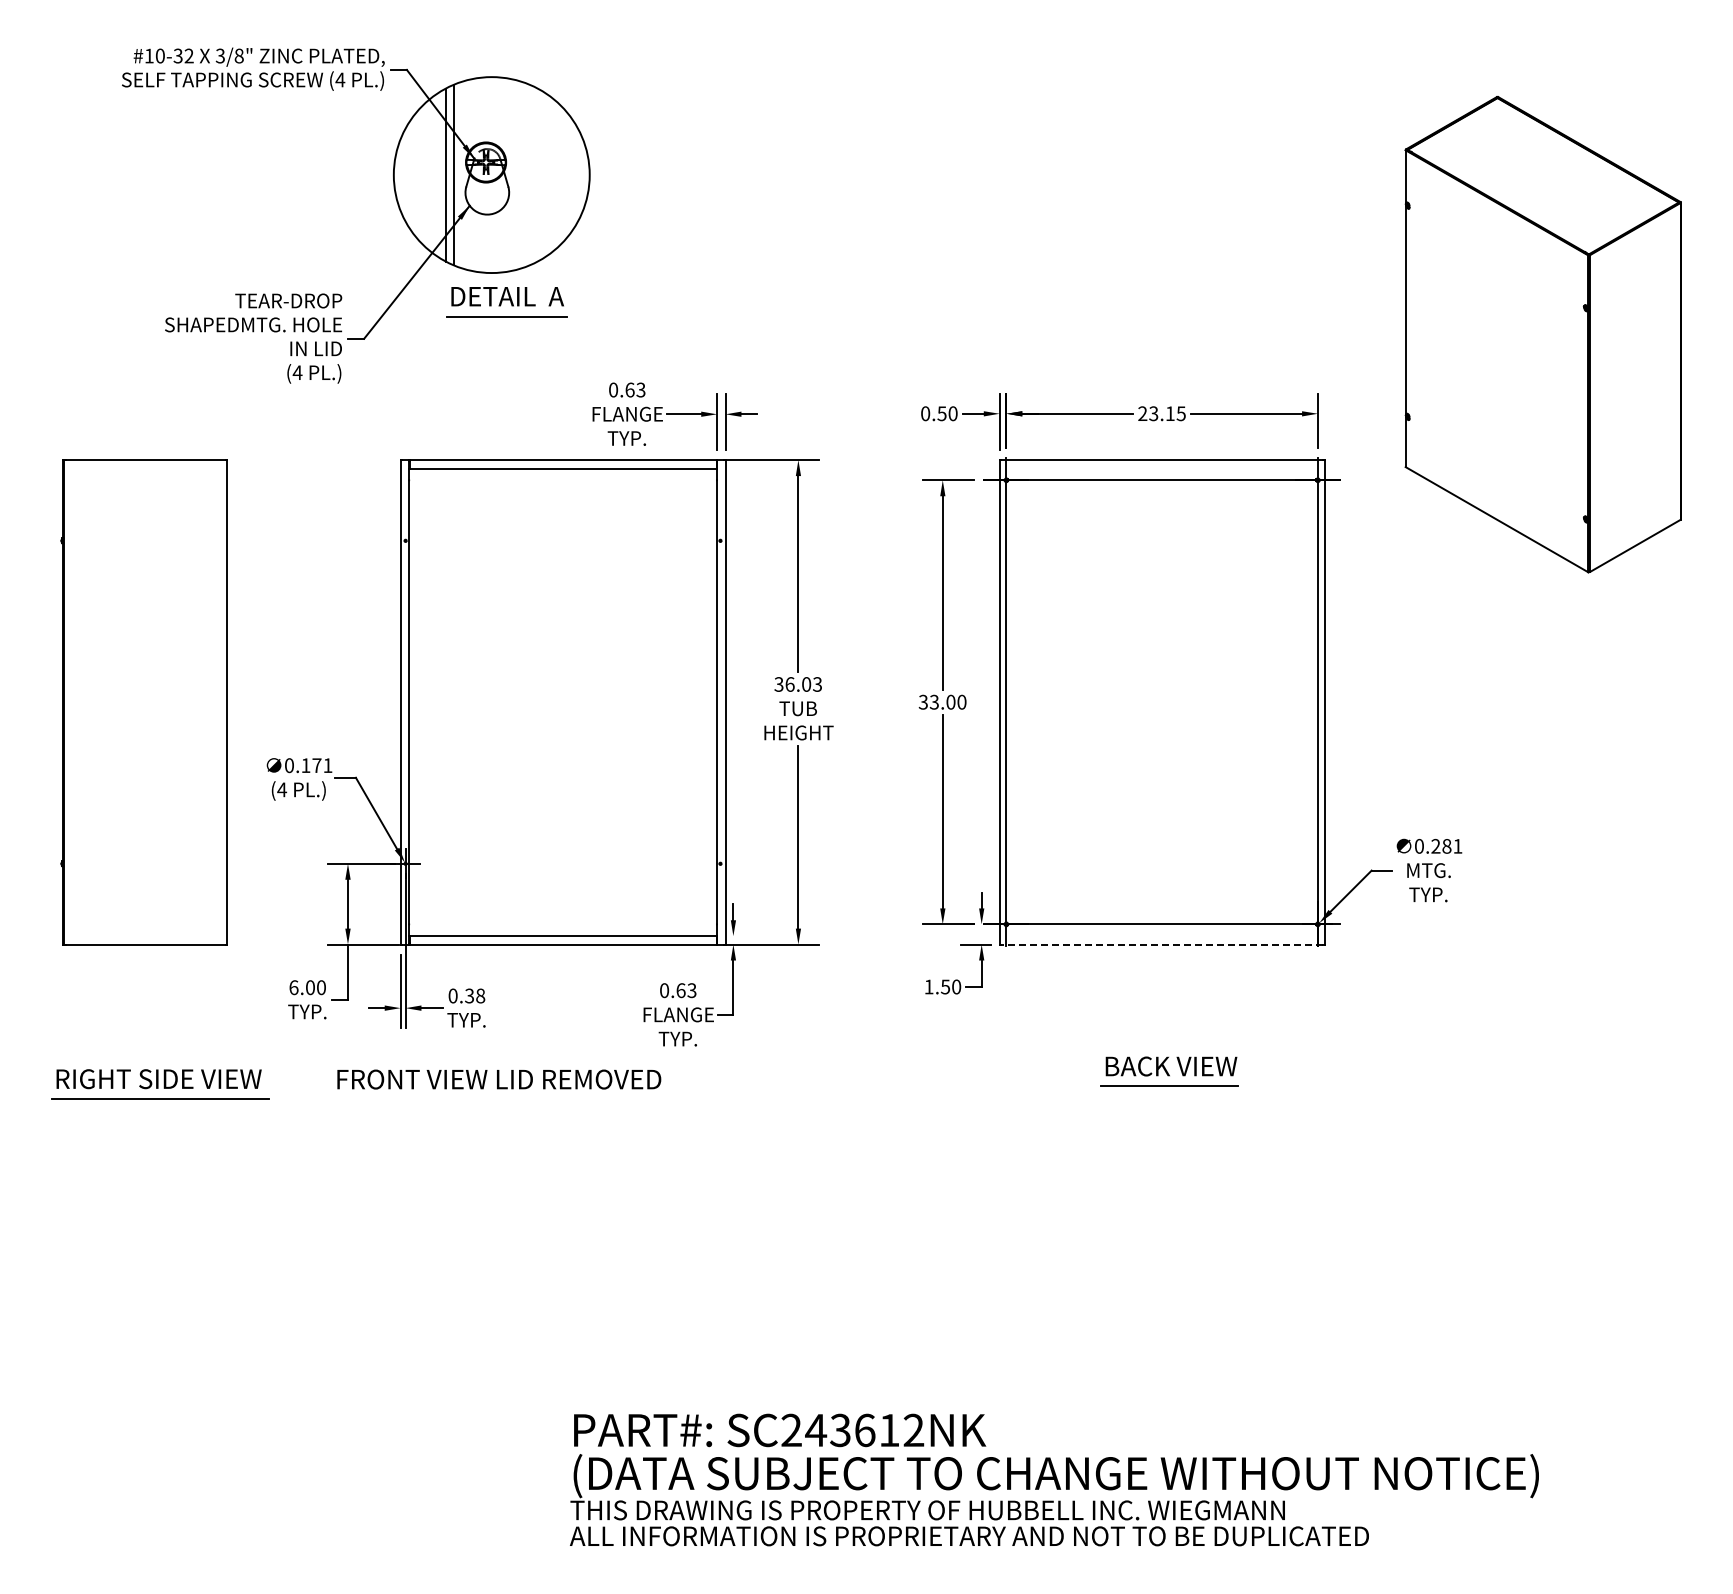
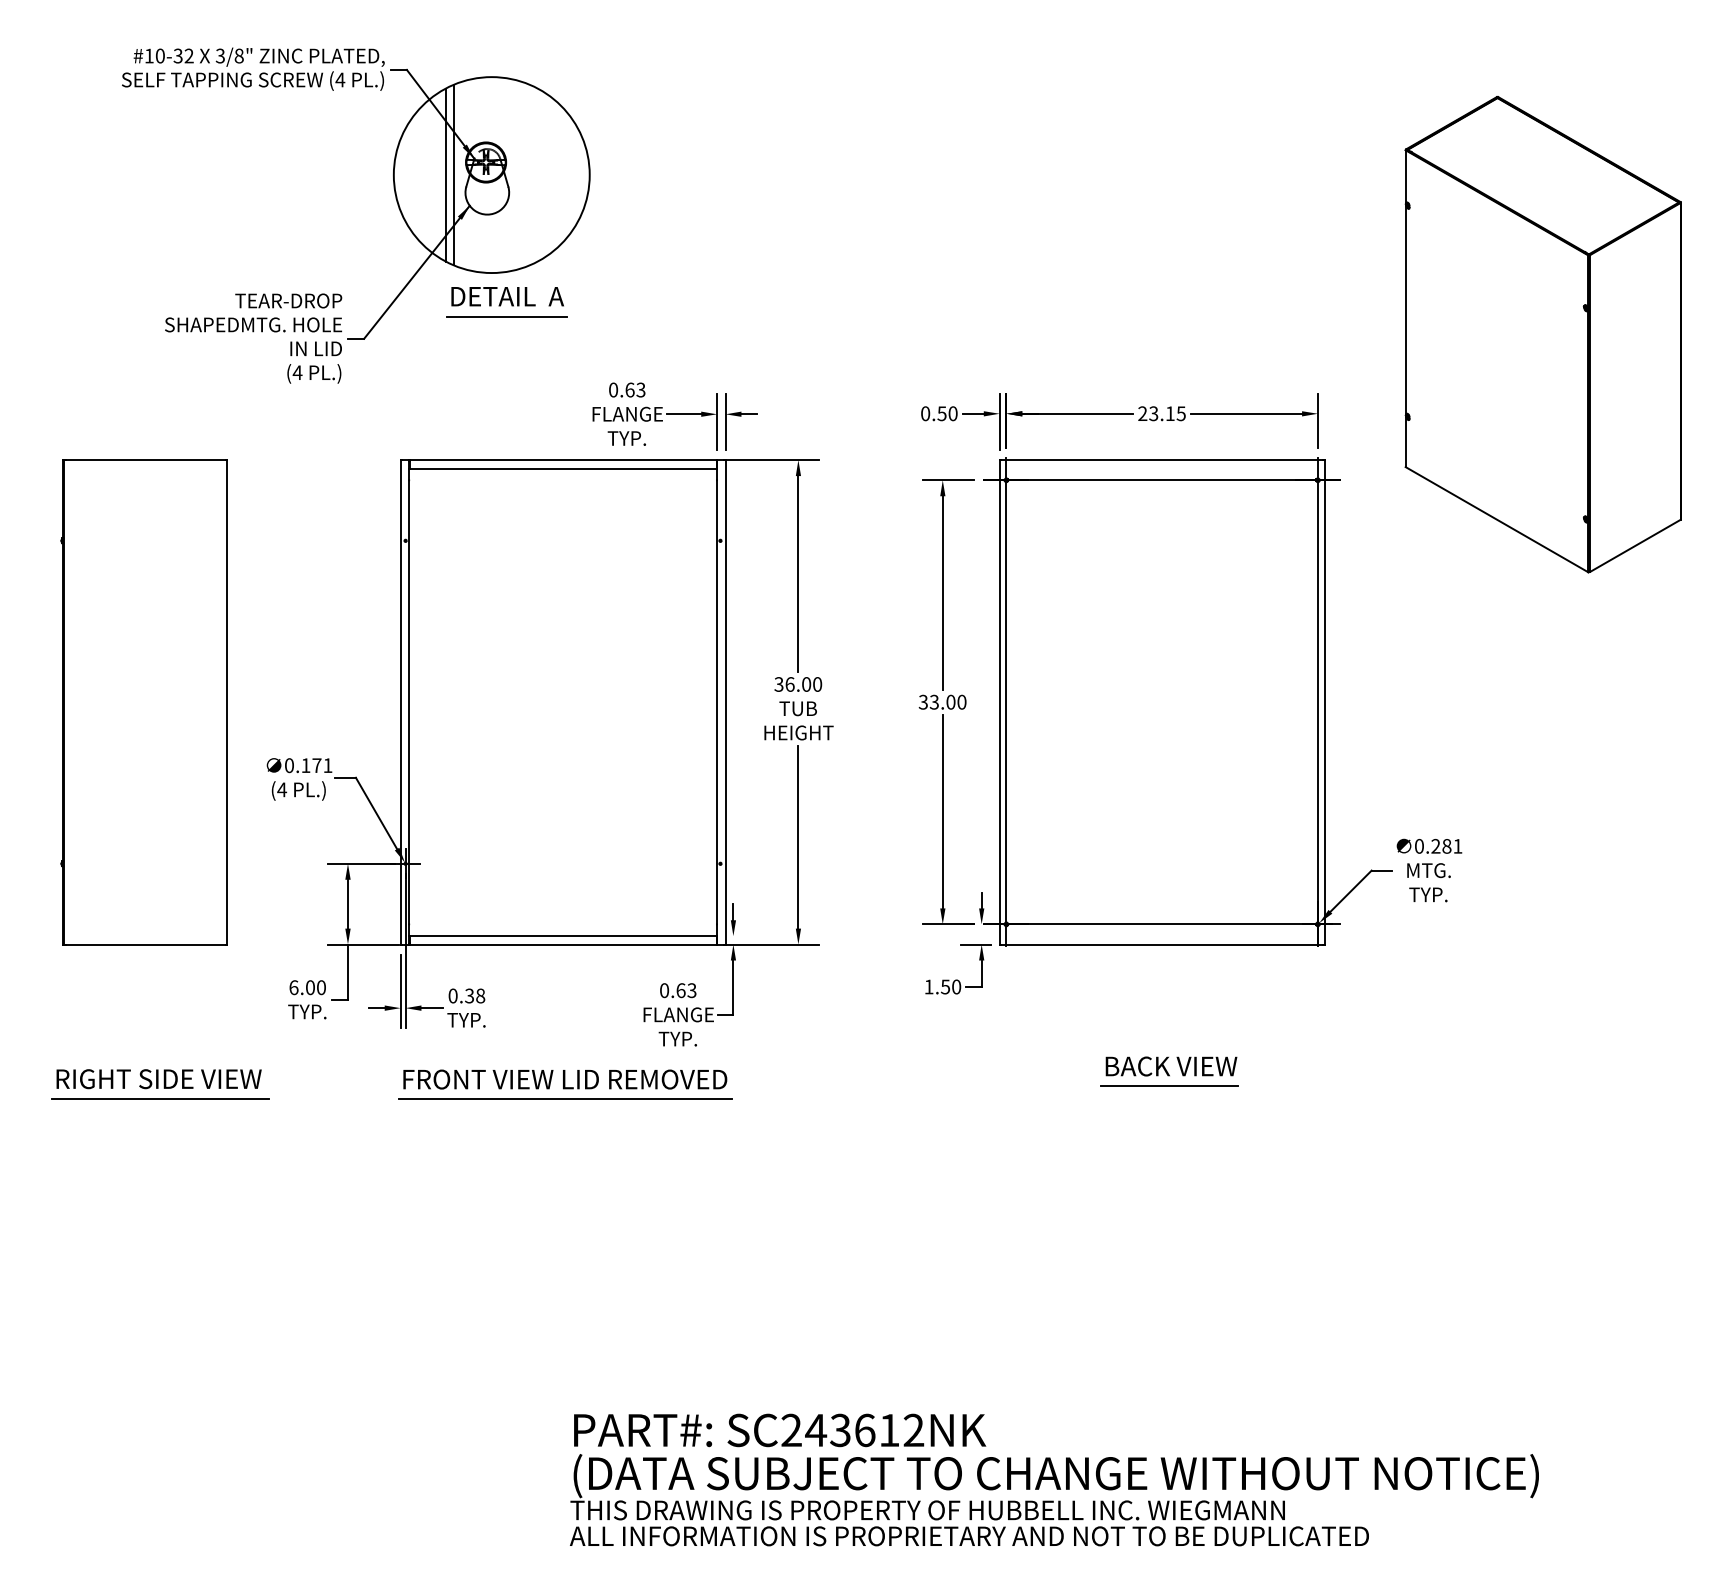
text: 36.03 -> 36.00 (817, 684)
line: dashed -> solid (1161, 944)
text position: (499, 1079) -> (565, 1079) (565, 1079)
line: none -> present (565, 1099)
